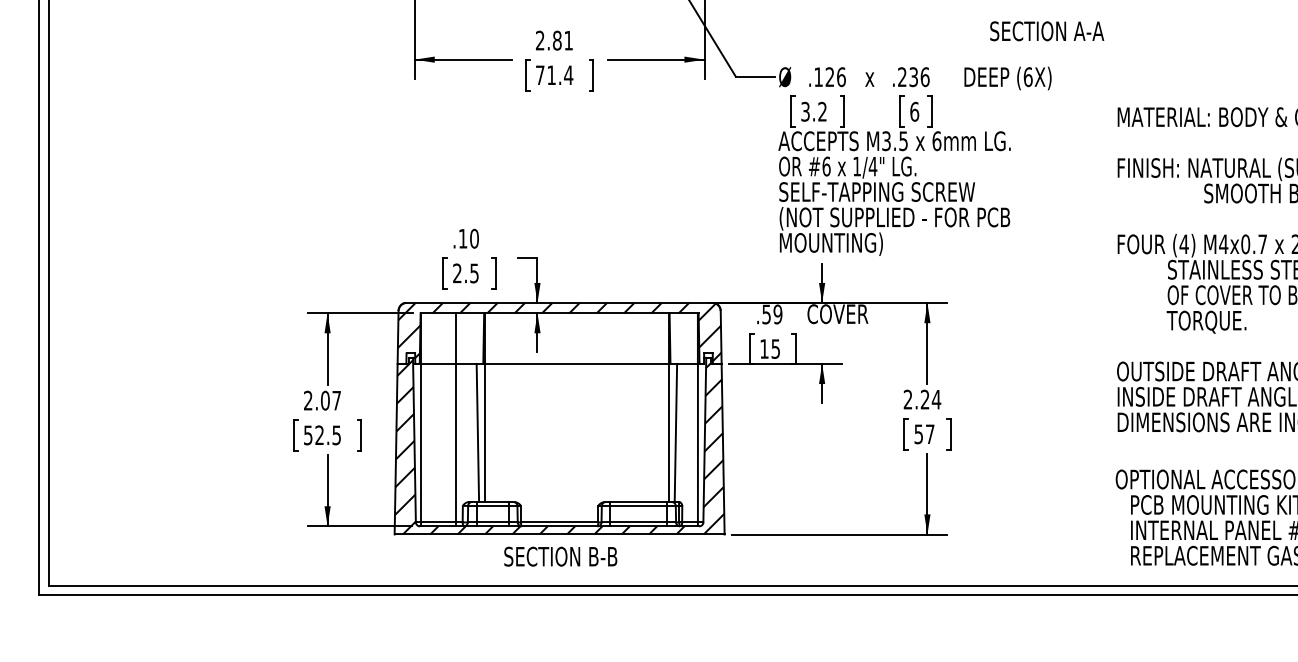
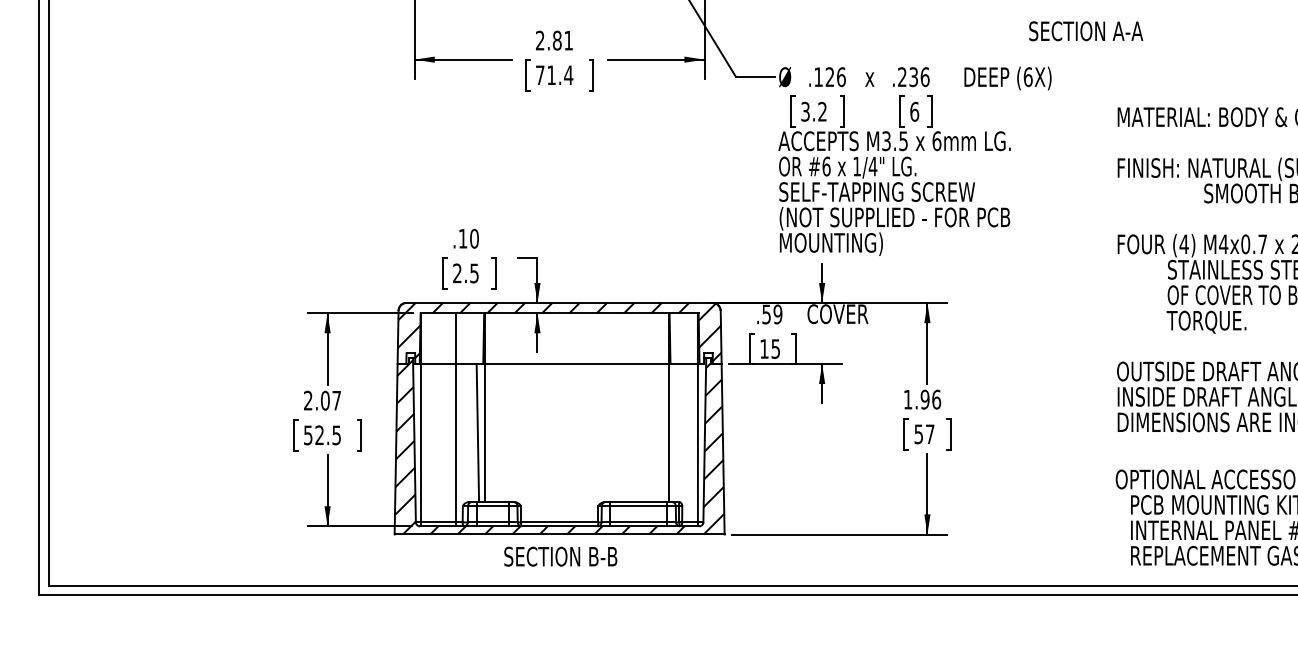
text position: (1047, 31) -> (1086, 31) (1086, 31)
text: 2.24 -> 1.96 (922, 399)
line: present -> none (675, 432)
